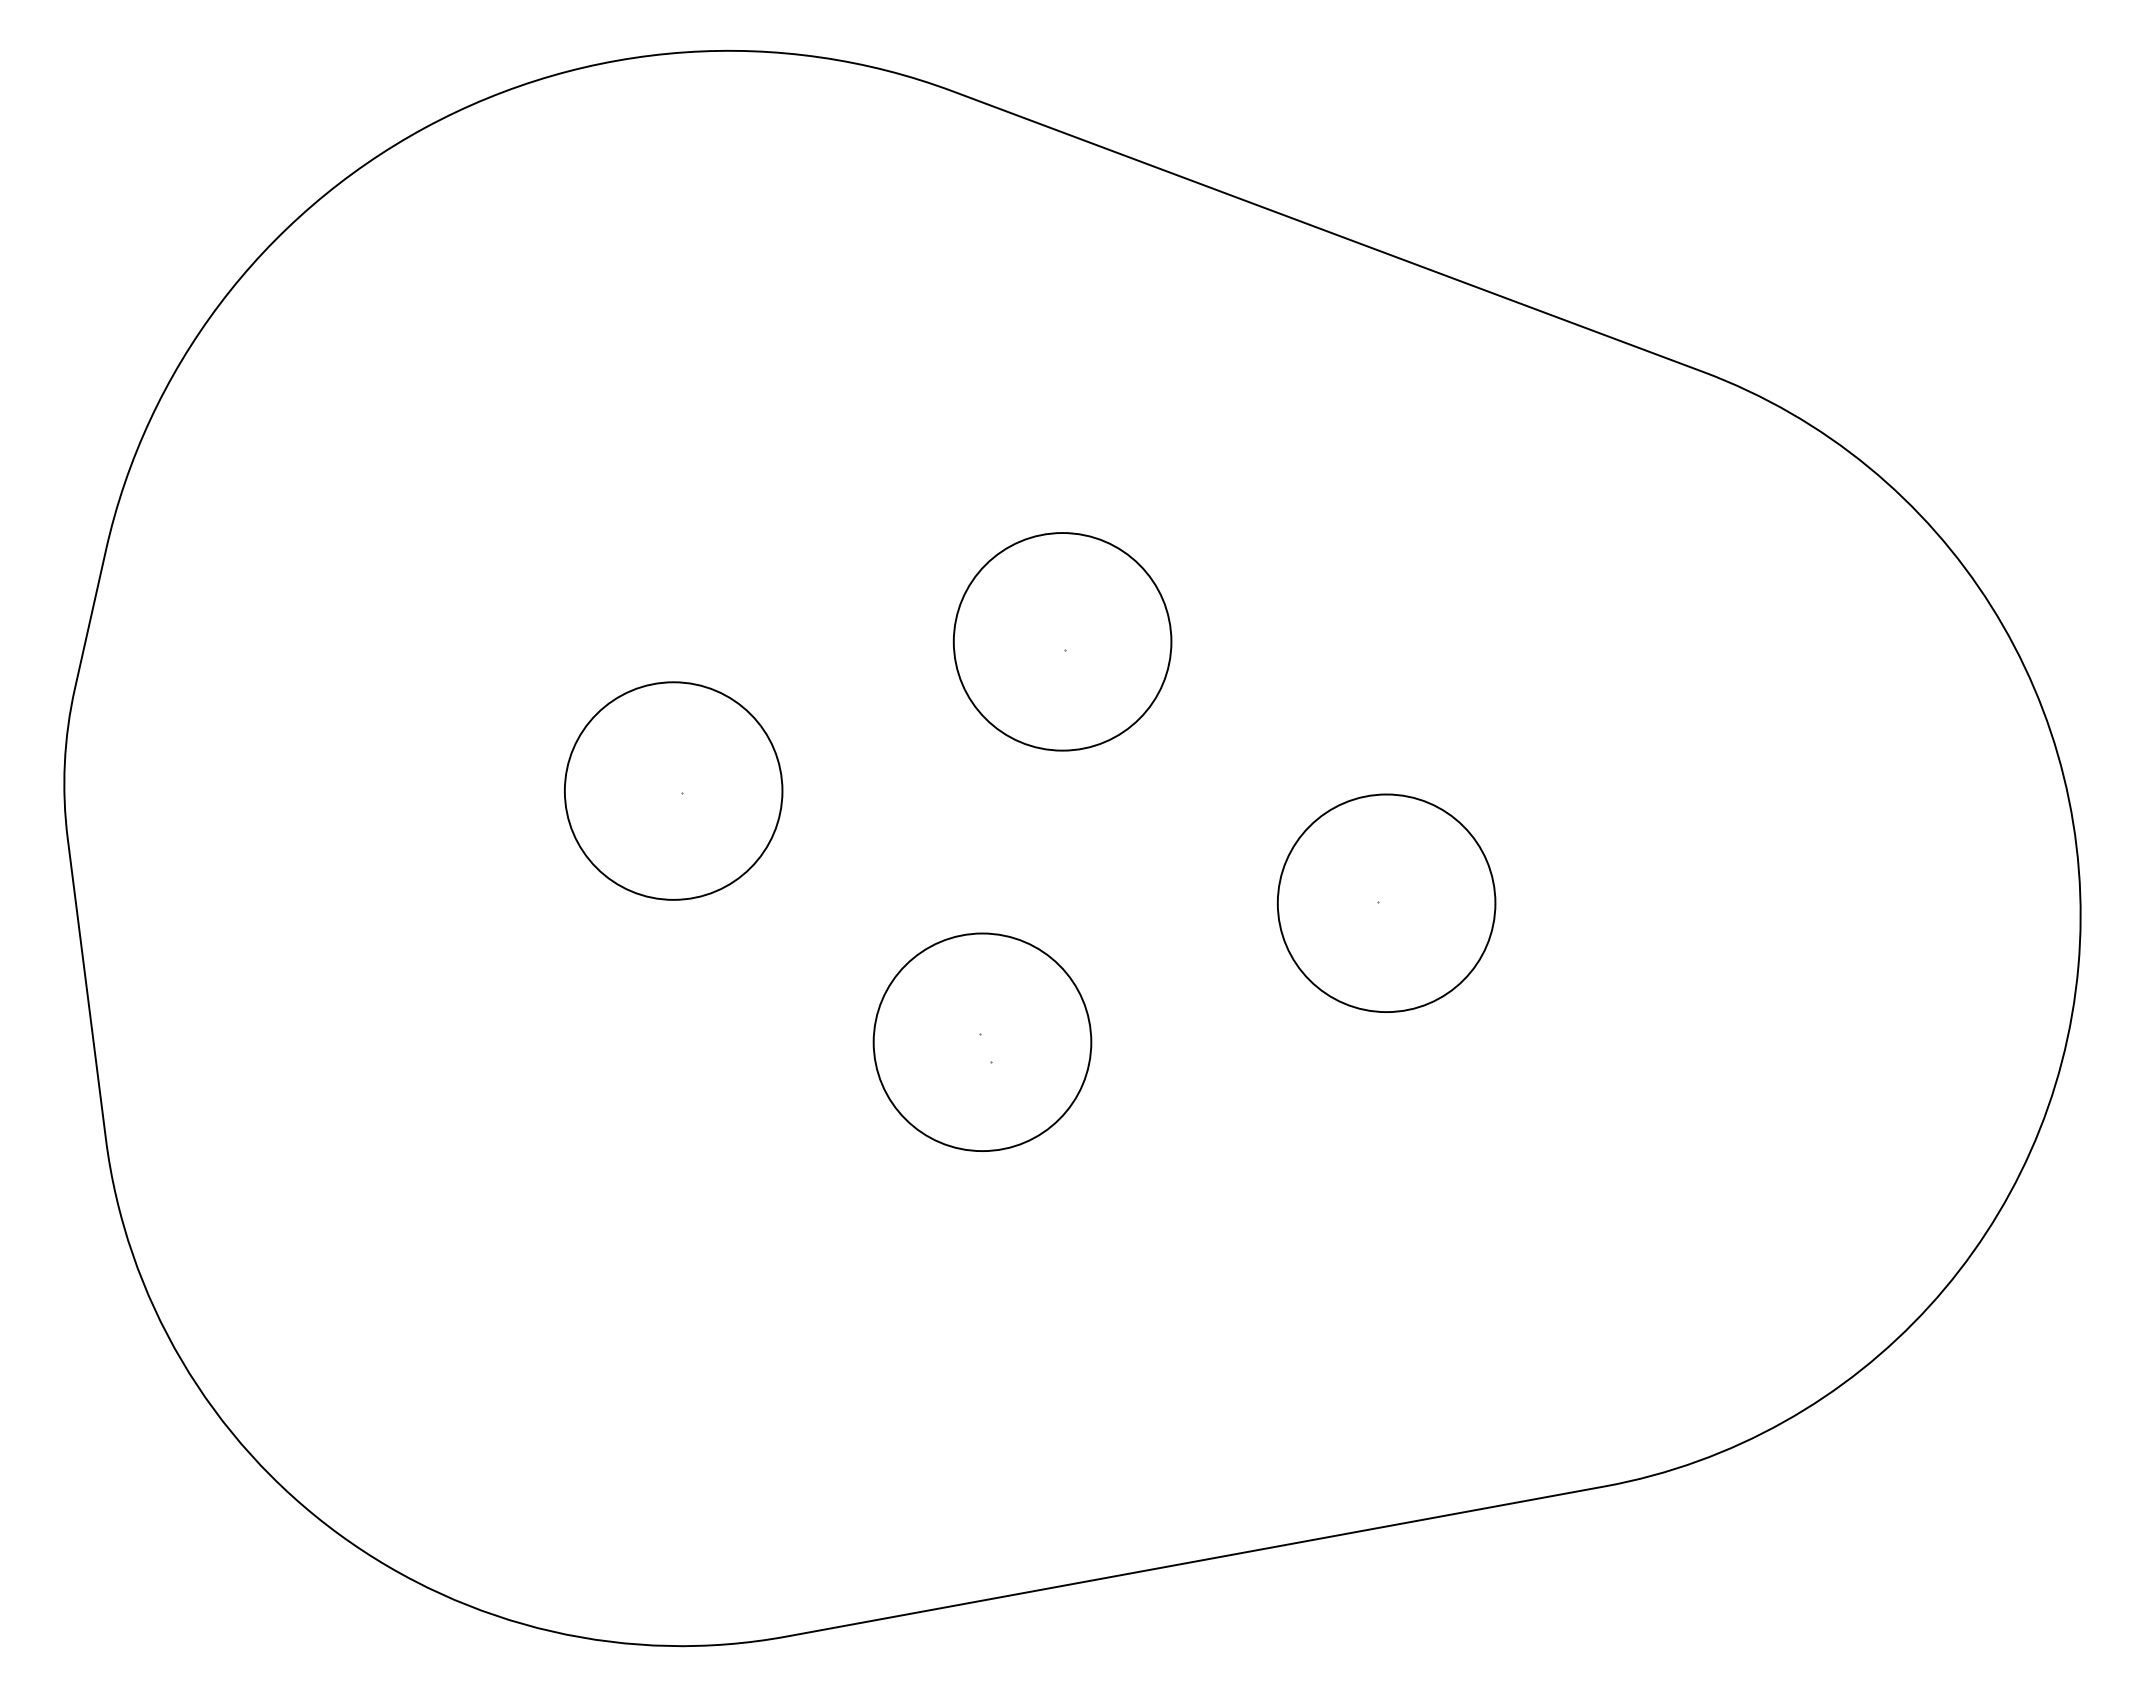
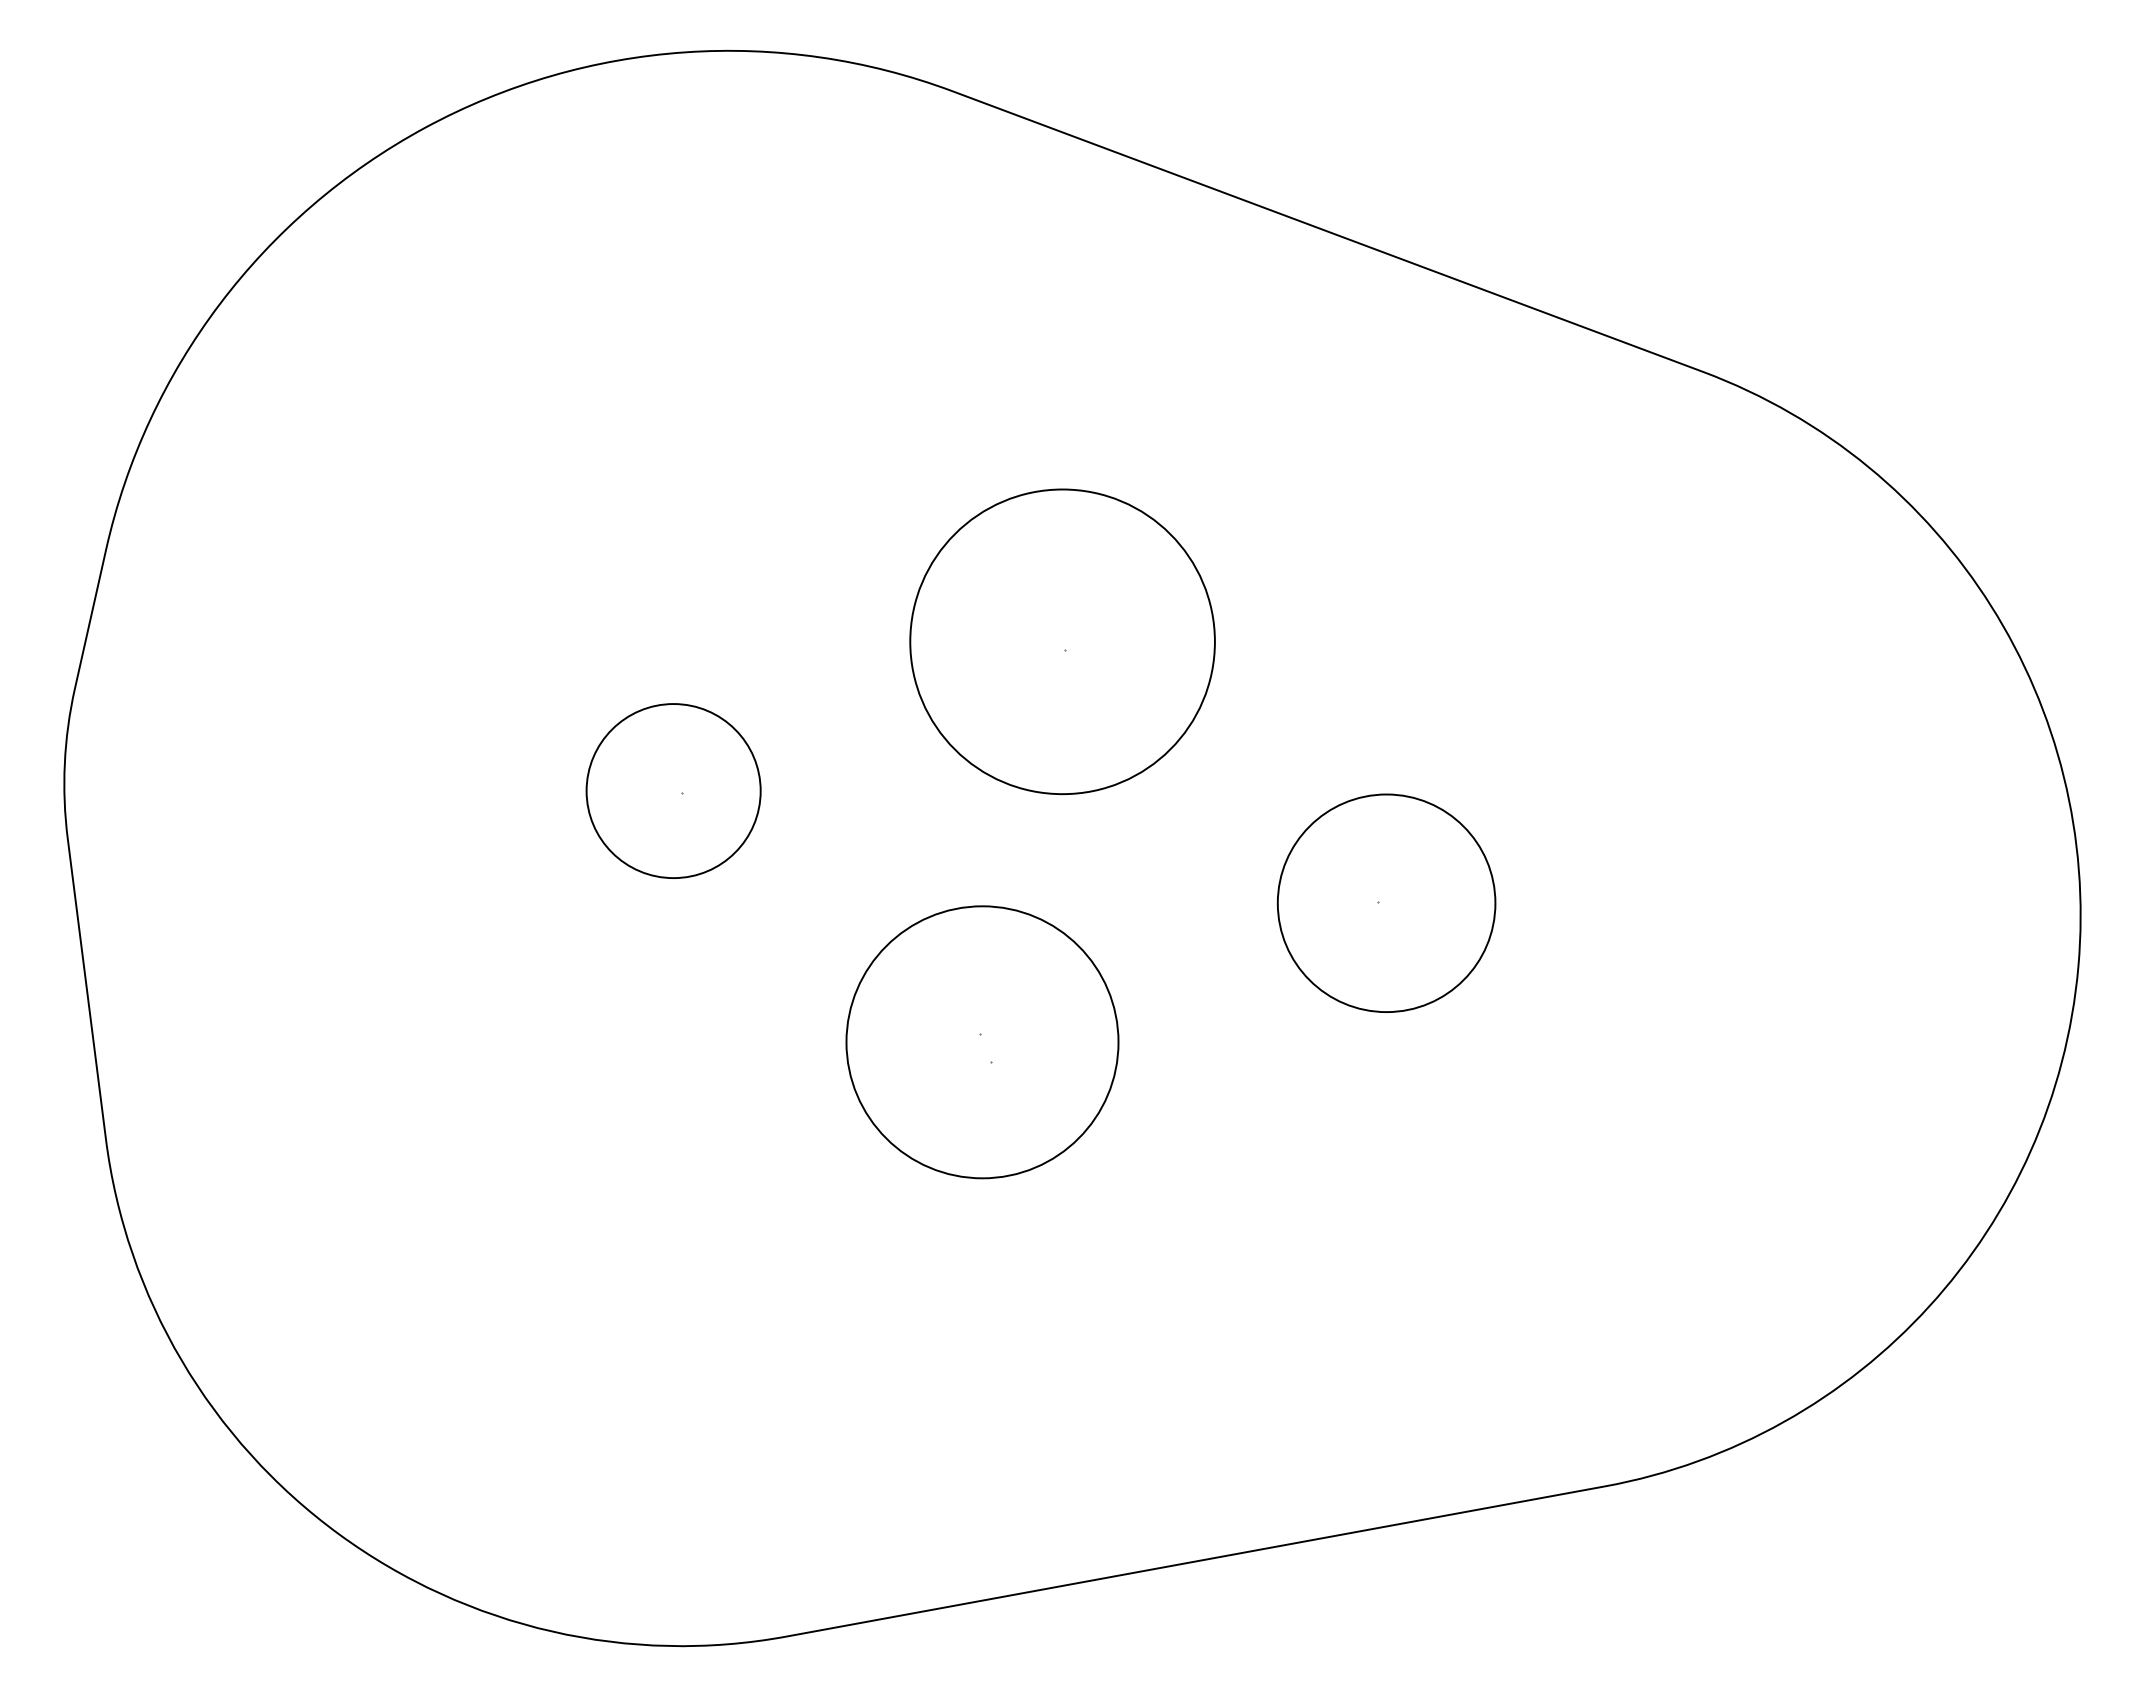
circle diameter: 218 px -> 305 px (1062, 641)
circle diameter: 218 px -> 174 px (673, 791)
circle diameter: 218 px -> 272 px (982, 1042)
